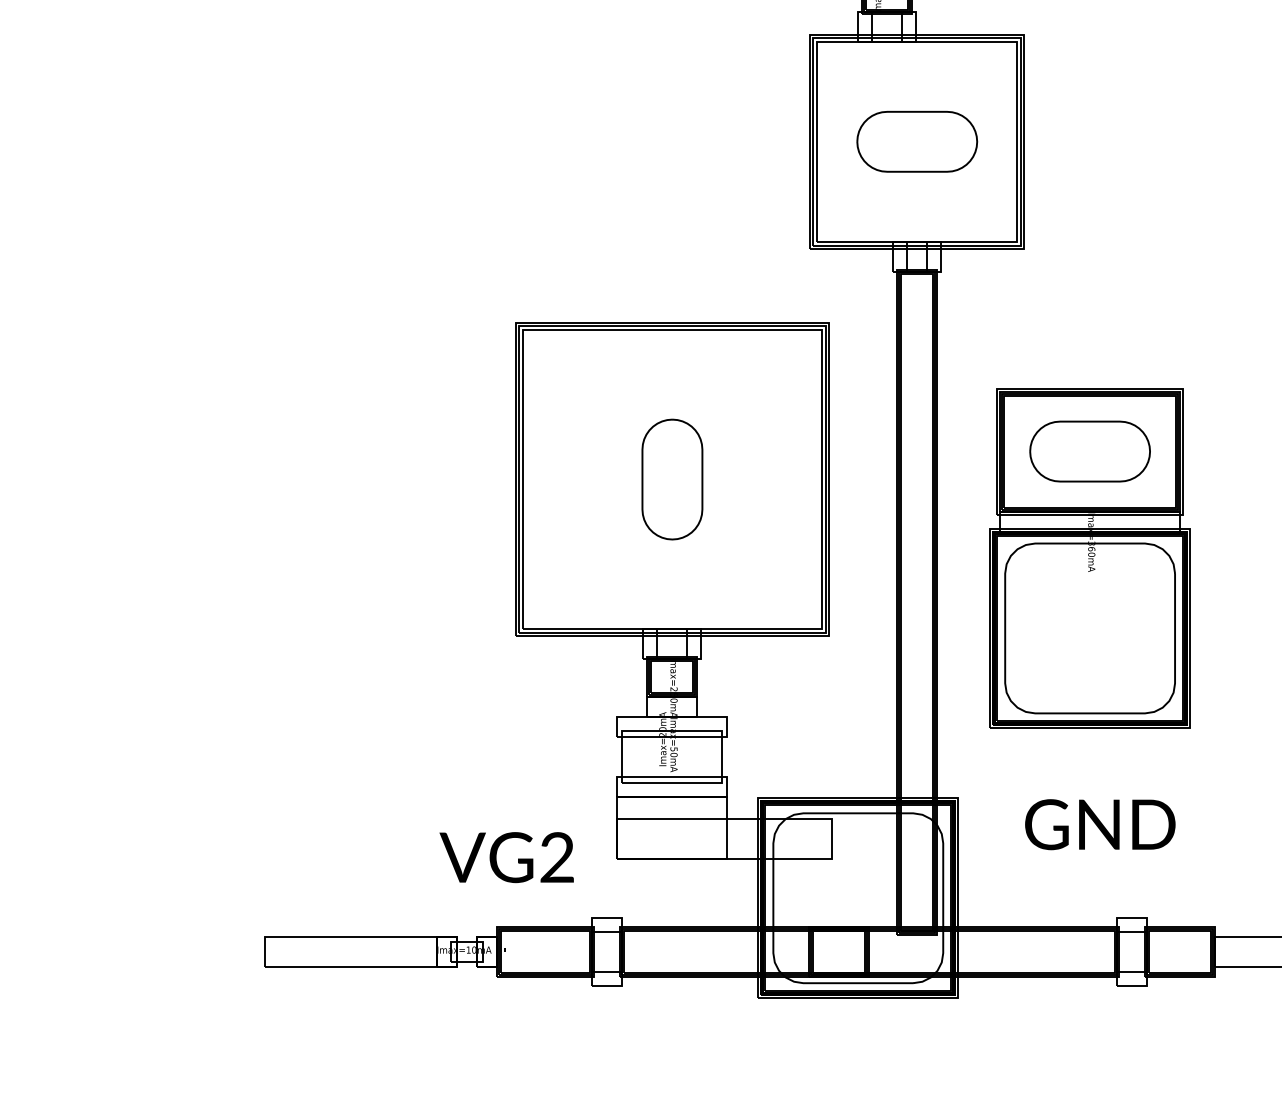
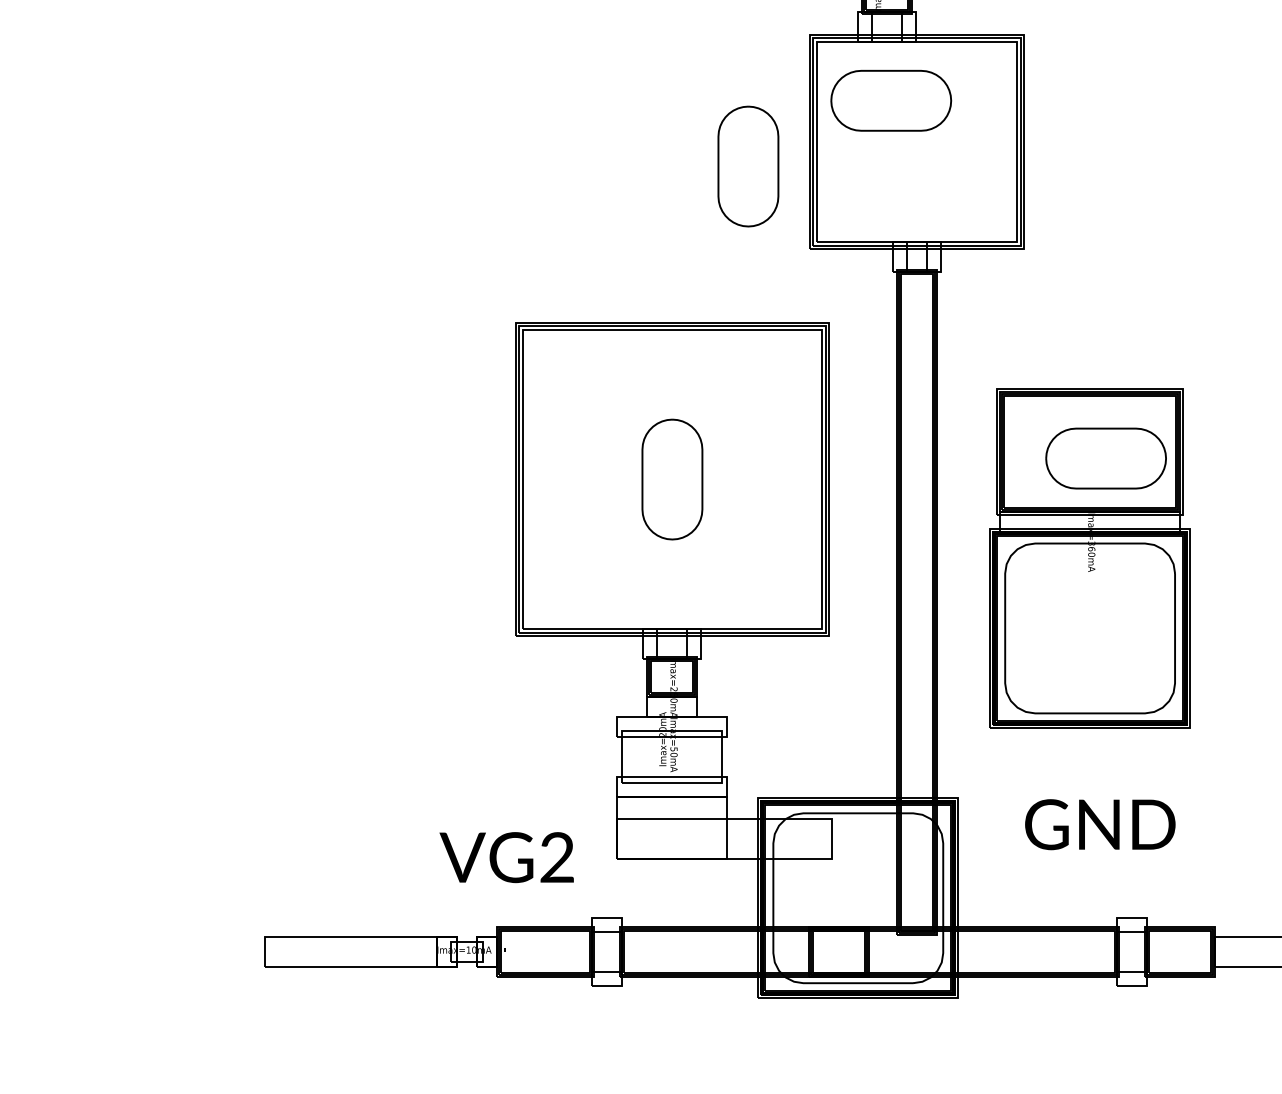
part position: (917, 141) -> (891, 100) (891, 100)
part: none -> present (748, 166)
part position: (1089, 451) -> (1105, 458) (1105, 458)
